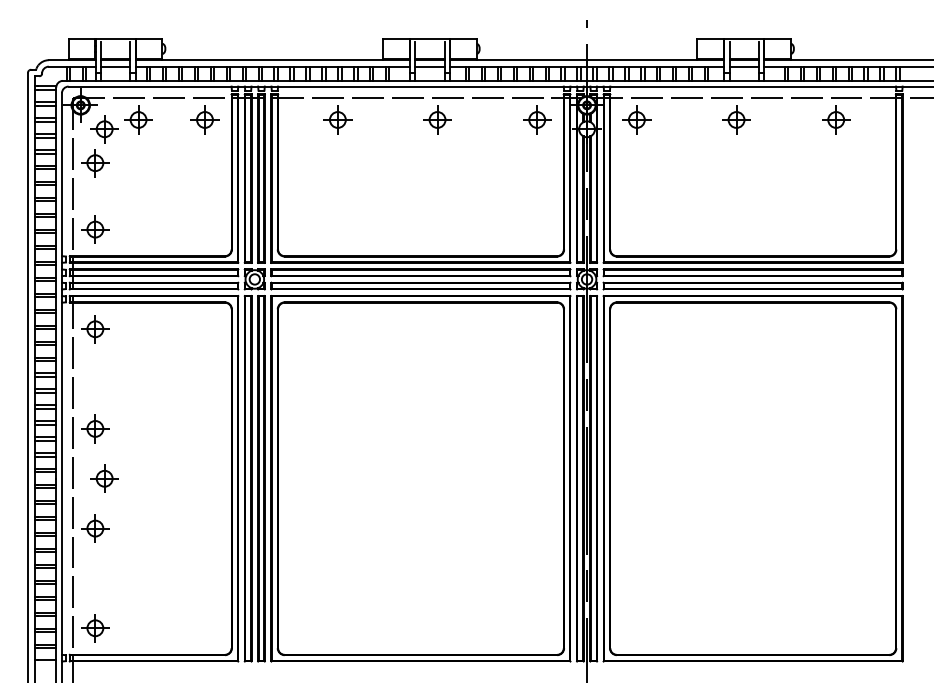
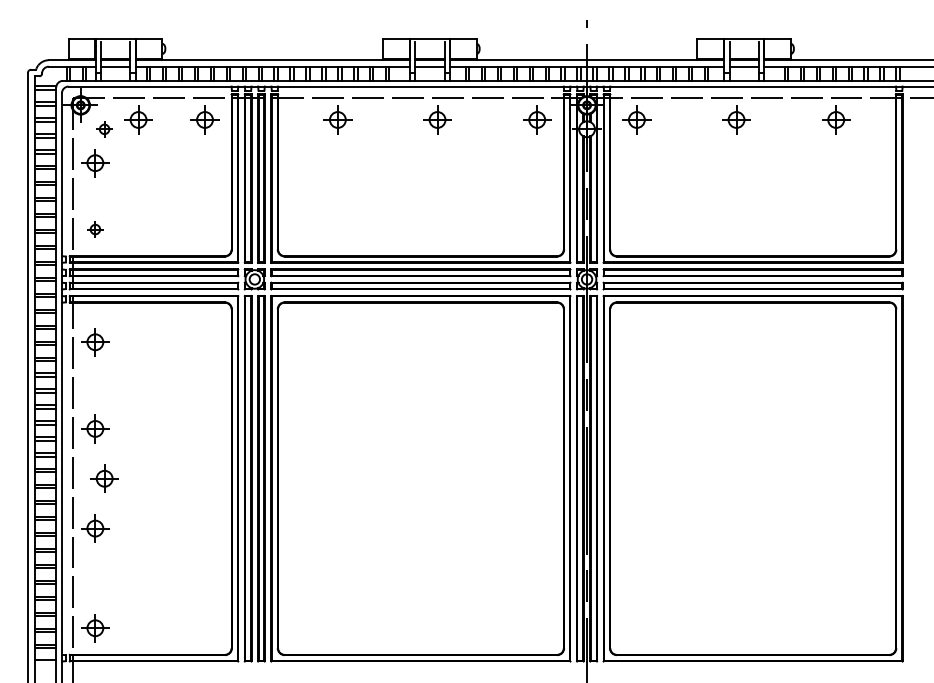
part size: 29x29 px -> 17x17 px (104, 129)
part size: 29x29 px -> 17x17 px (95, 229)
part position: (95, 329) -> (95, 342) (95, 342)
